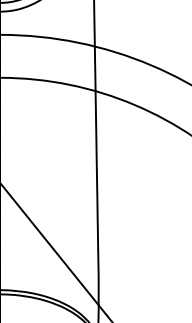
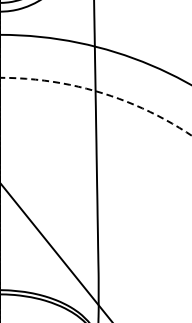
circle: solid -> dashed (95, 106)
